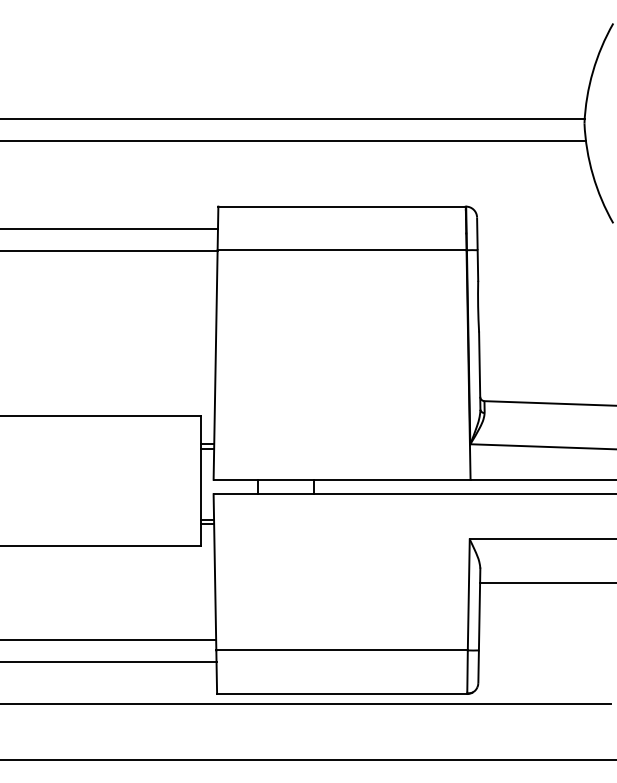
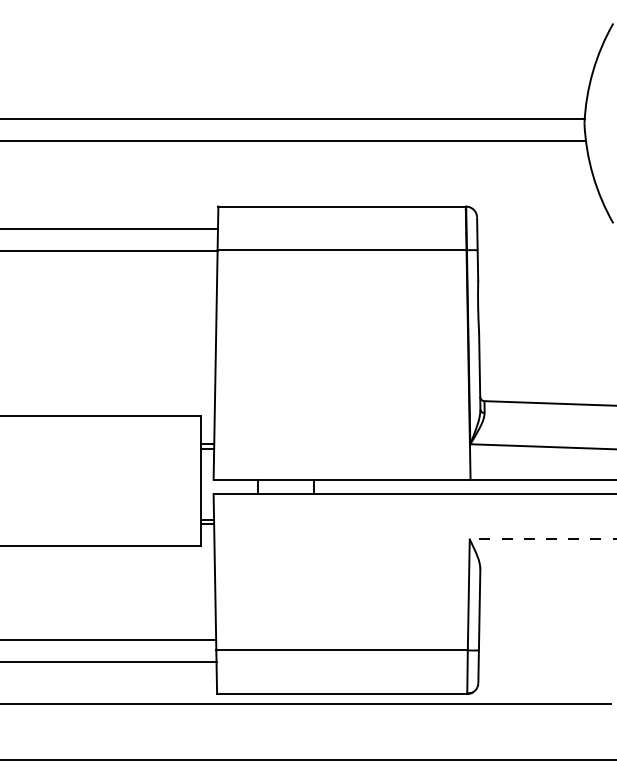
line: solid -> dashed (542, 539)
line: present -> none (546, 583)
